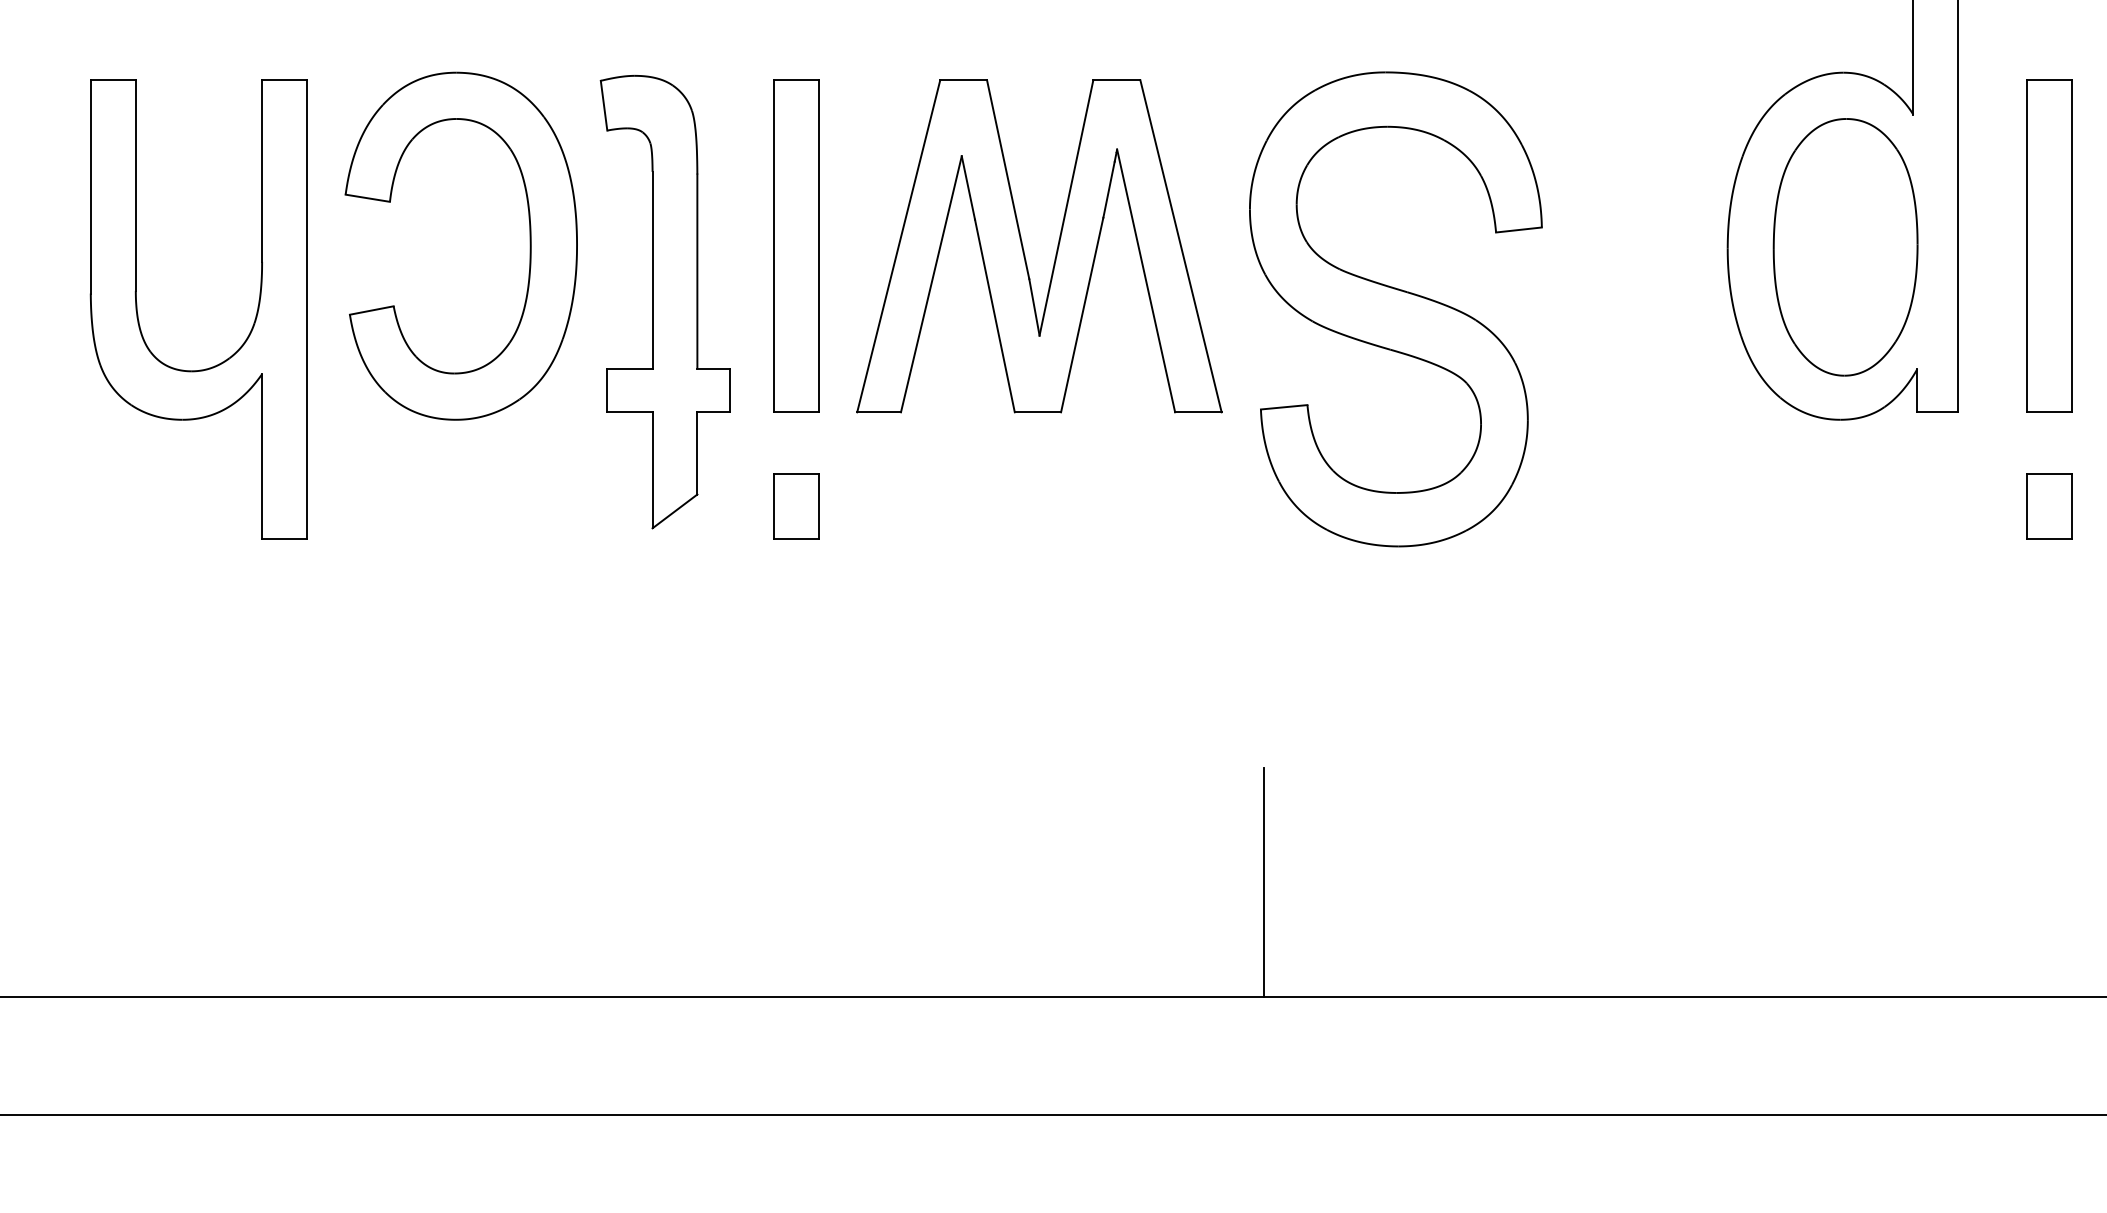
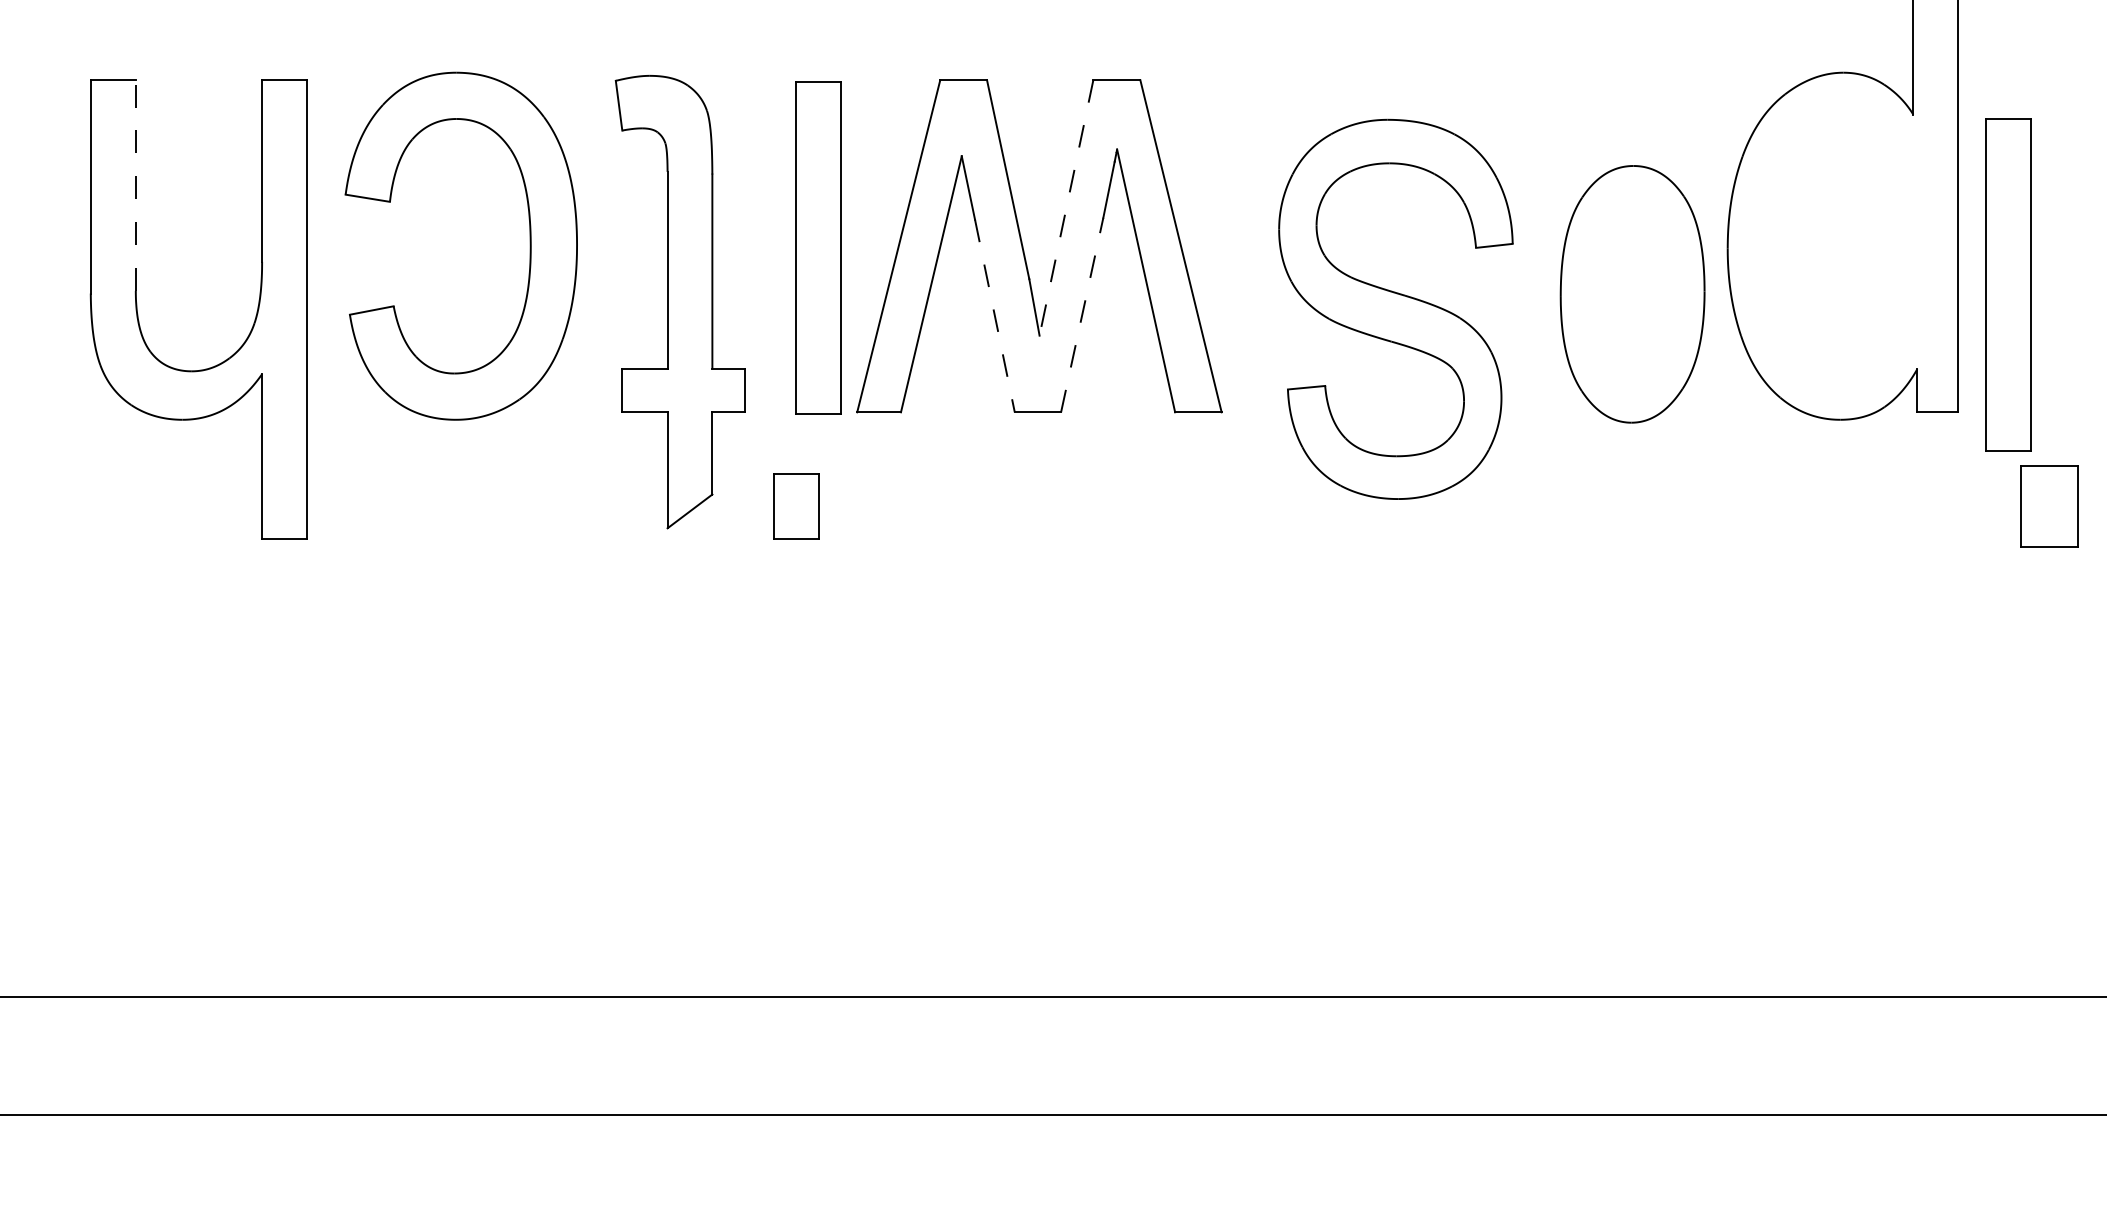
line: solid -> dashed (135, 185)
line: solid -> dashed (1066, 207)
part position: (796, 245) -> (818, 247) (818, 247)
part position: (2049, 245) -> (2008, 284) (2008, 284)
part position: (1845, 247) -> (1632, 294) (1632, 294)
part position: (664, 302) -> (679, 302) (679, 302)
part size: 294x477 px -> 236x382 px (1395, 308)
line: solid -> dashed (1082, 315)
line: solid -> dashed (995, 316)
part size: 47x67 px -> 59x83 px (2049, 506)
line: present -> none (1263, 881)
